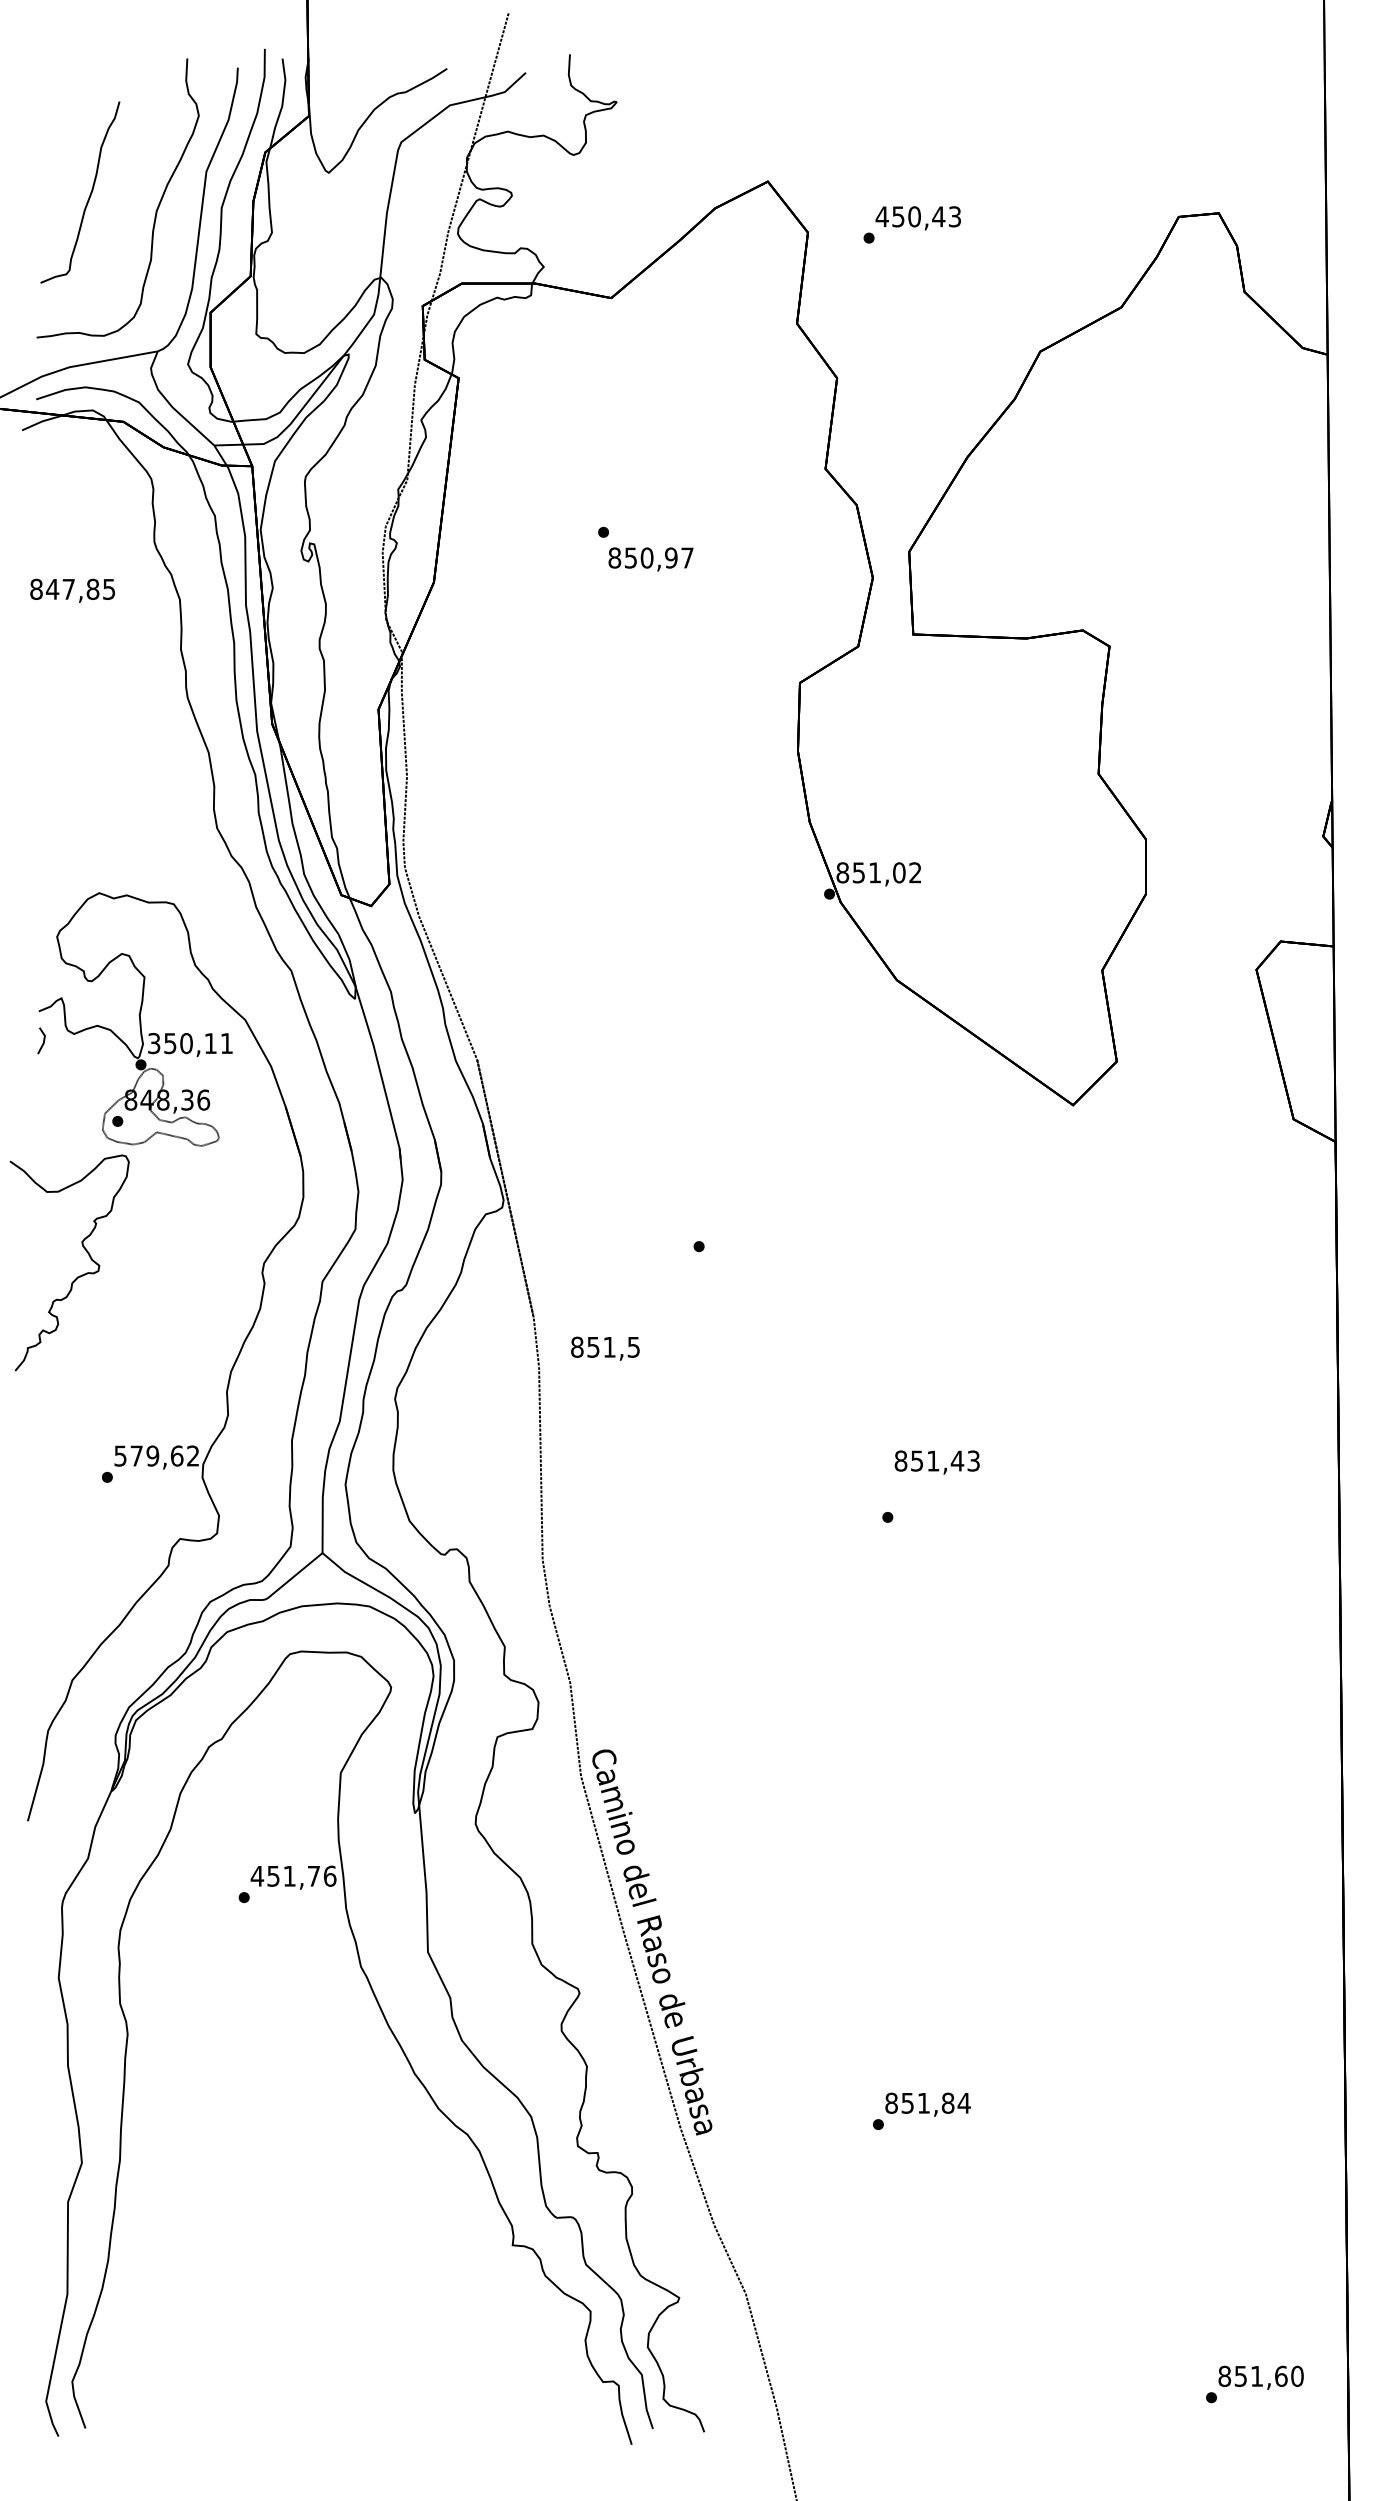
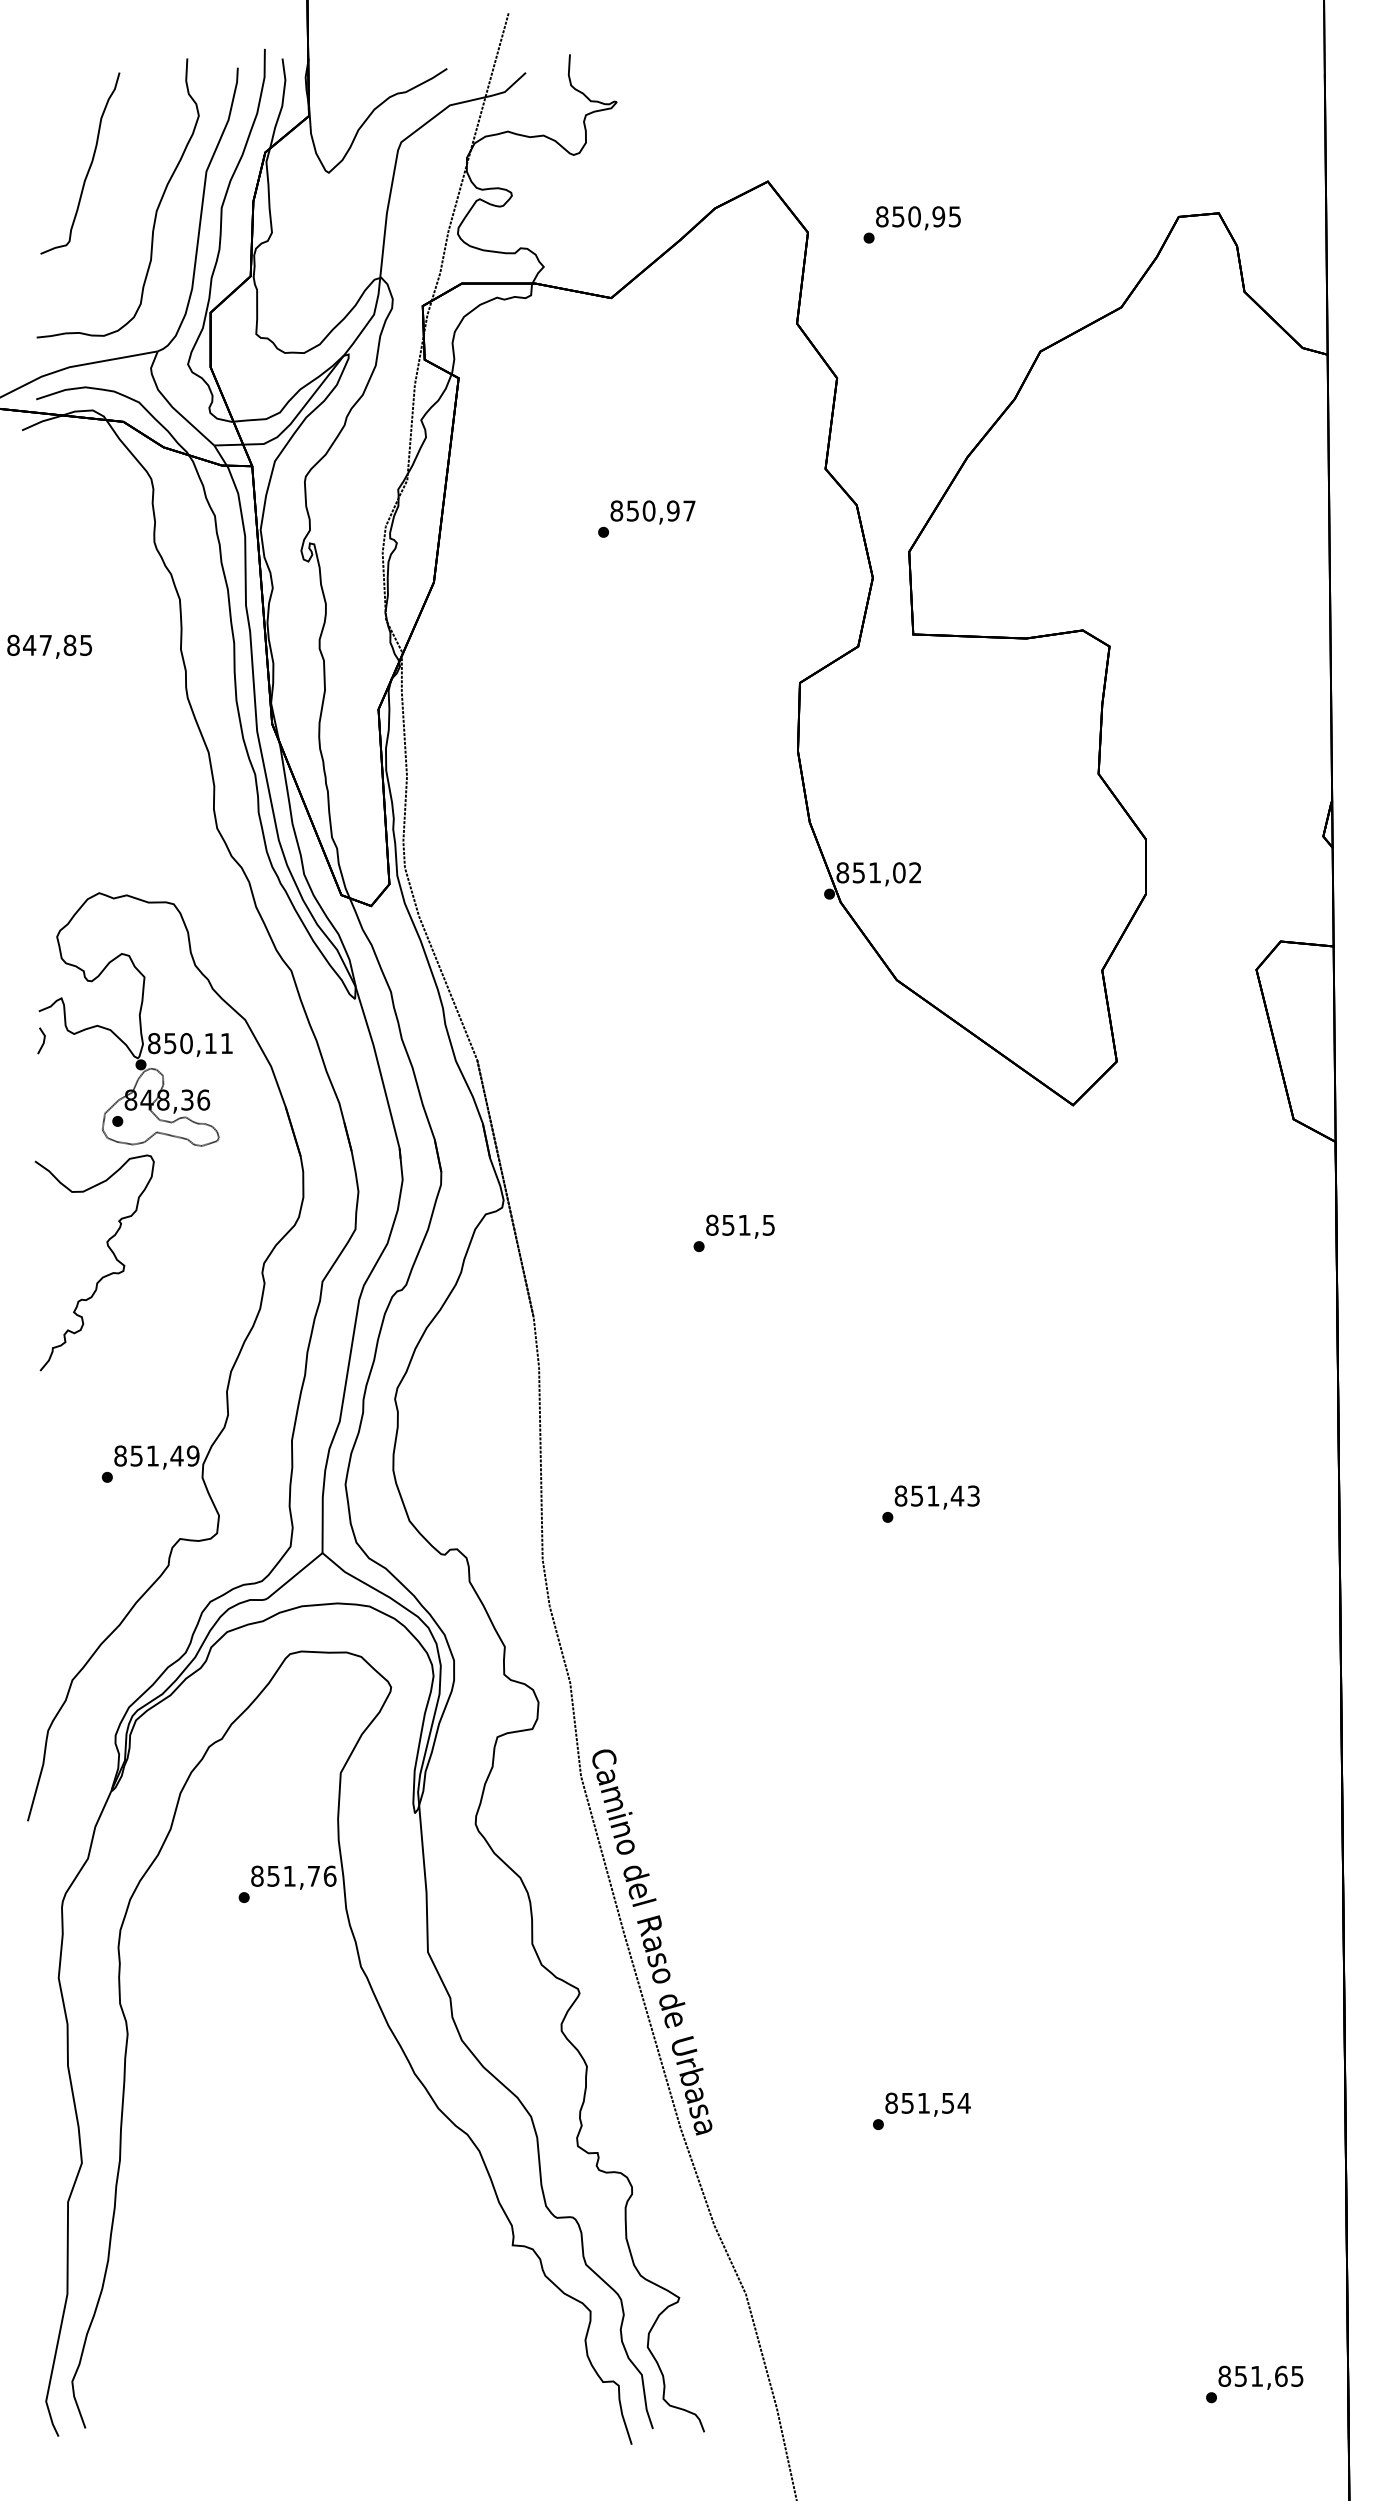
curve position: (89, 194) -> (89, 165) (89, 165)
text: 450,43 -> 850,95 (917, 216)
text position: (650, 559) -> (652, 512) (652, 512)
text position: (72, 590) -> (49, 646) (49, 646)
text: 350,11 -> 850,11 (154, 1043)
curve position: (77, 1276) -> (102, 1276) (102, 1276)
text position: (605, 1348) -> (740, 1226) (740, 1226)
text: 579,62 -> 851,49 (156, 1455)
text position: (936, 1462) -> (936, 1497) (936, 1497)
text: 451,76 -> 851,76 (257, 1875)
text: 851,84 -> 851,54 (947, 2102)
text: 851,60 -> 851,65 (1297, 2375)
